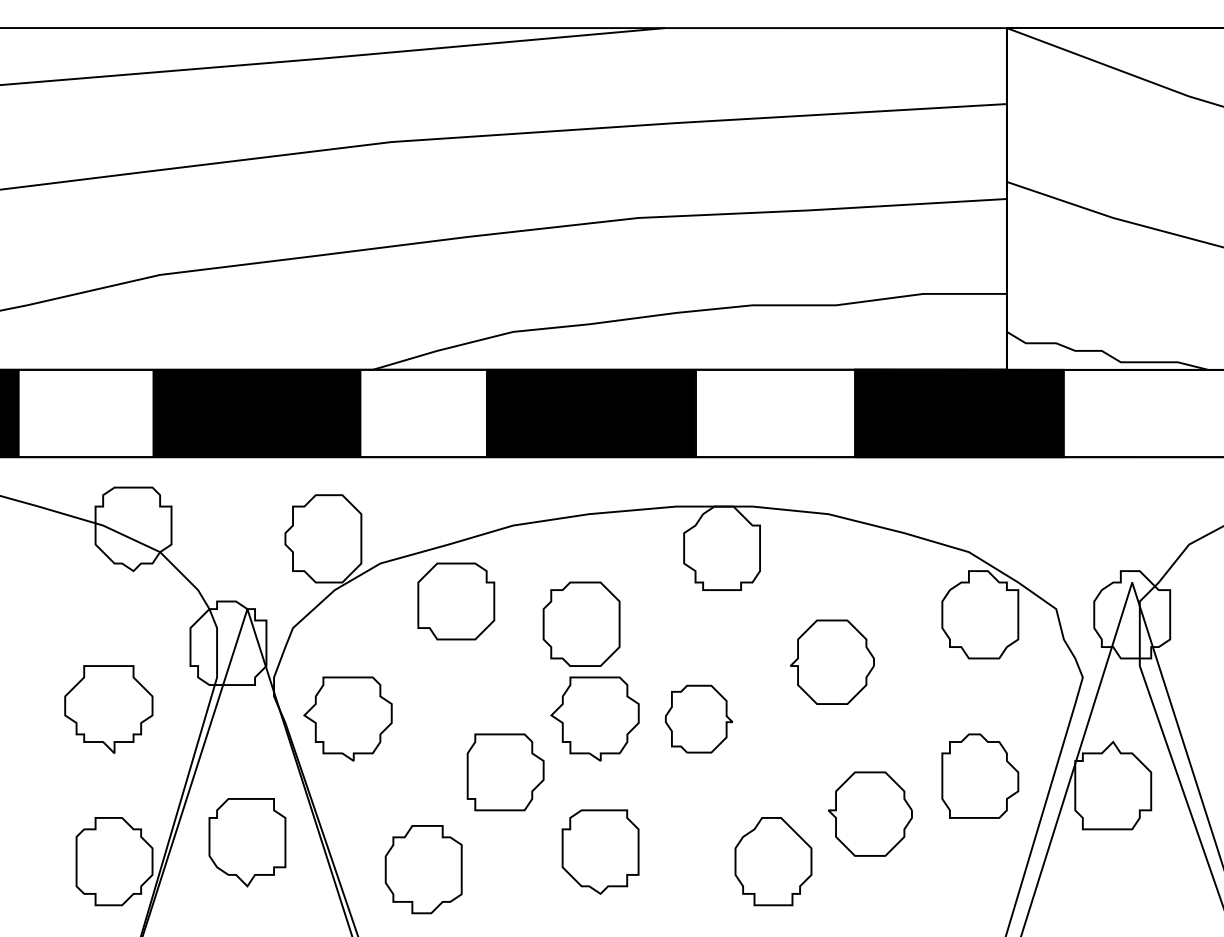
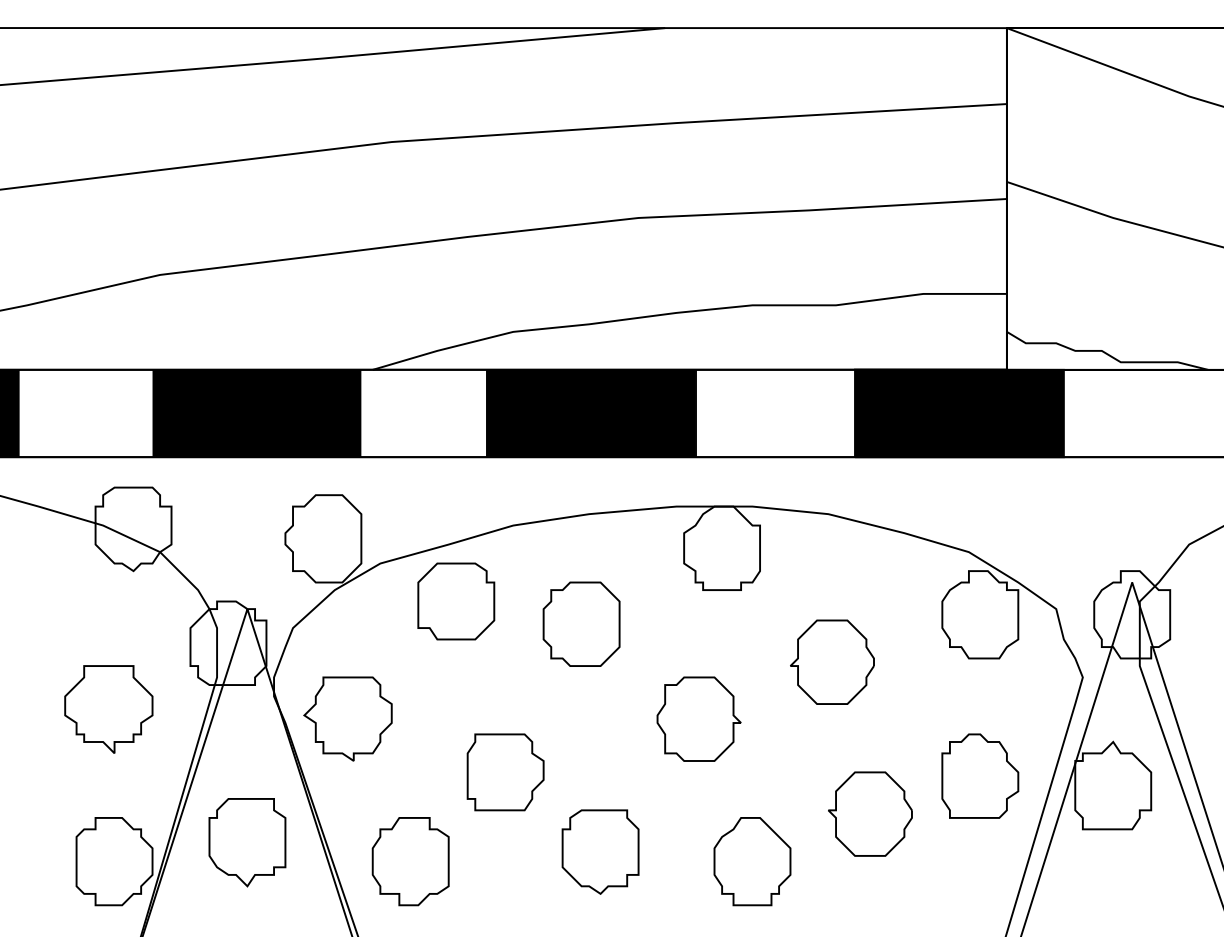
part: present -> none (594, 718)
part size: 69x70 px -> 86x86 px (698, 718)
part position: (773, 861) -> (752, 861) (752, 861)
part position: (423, 869) -> (410, 861) (410, 861)
